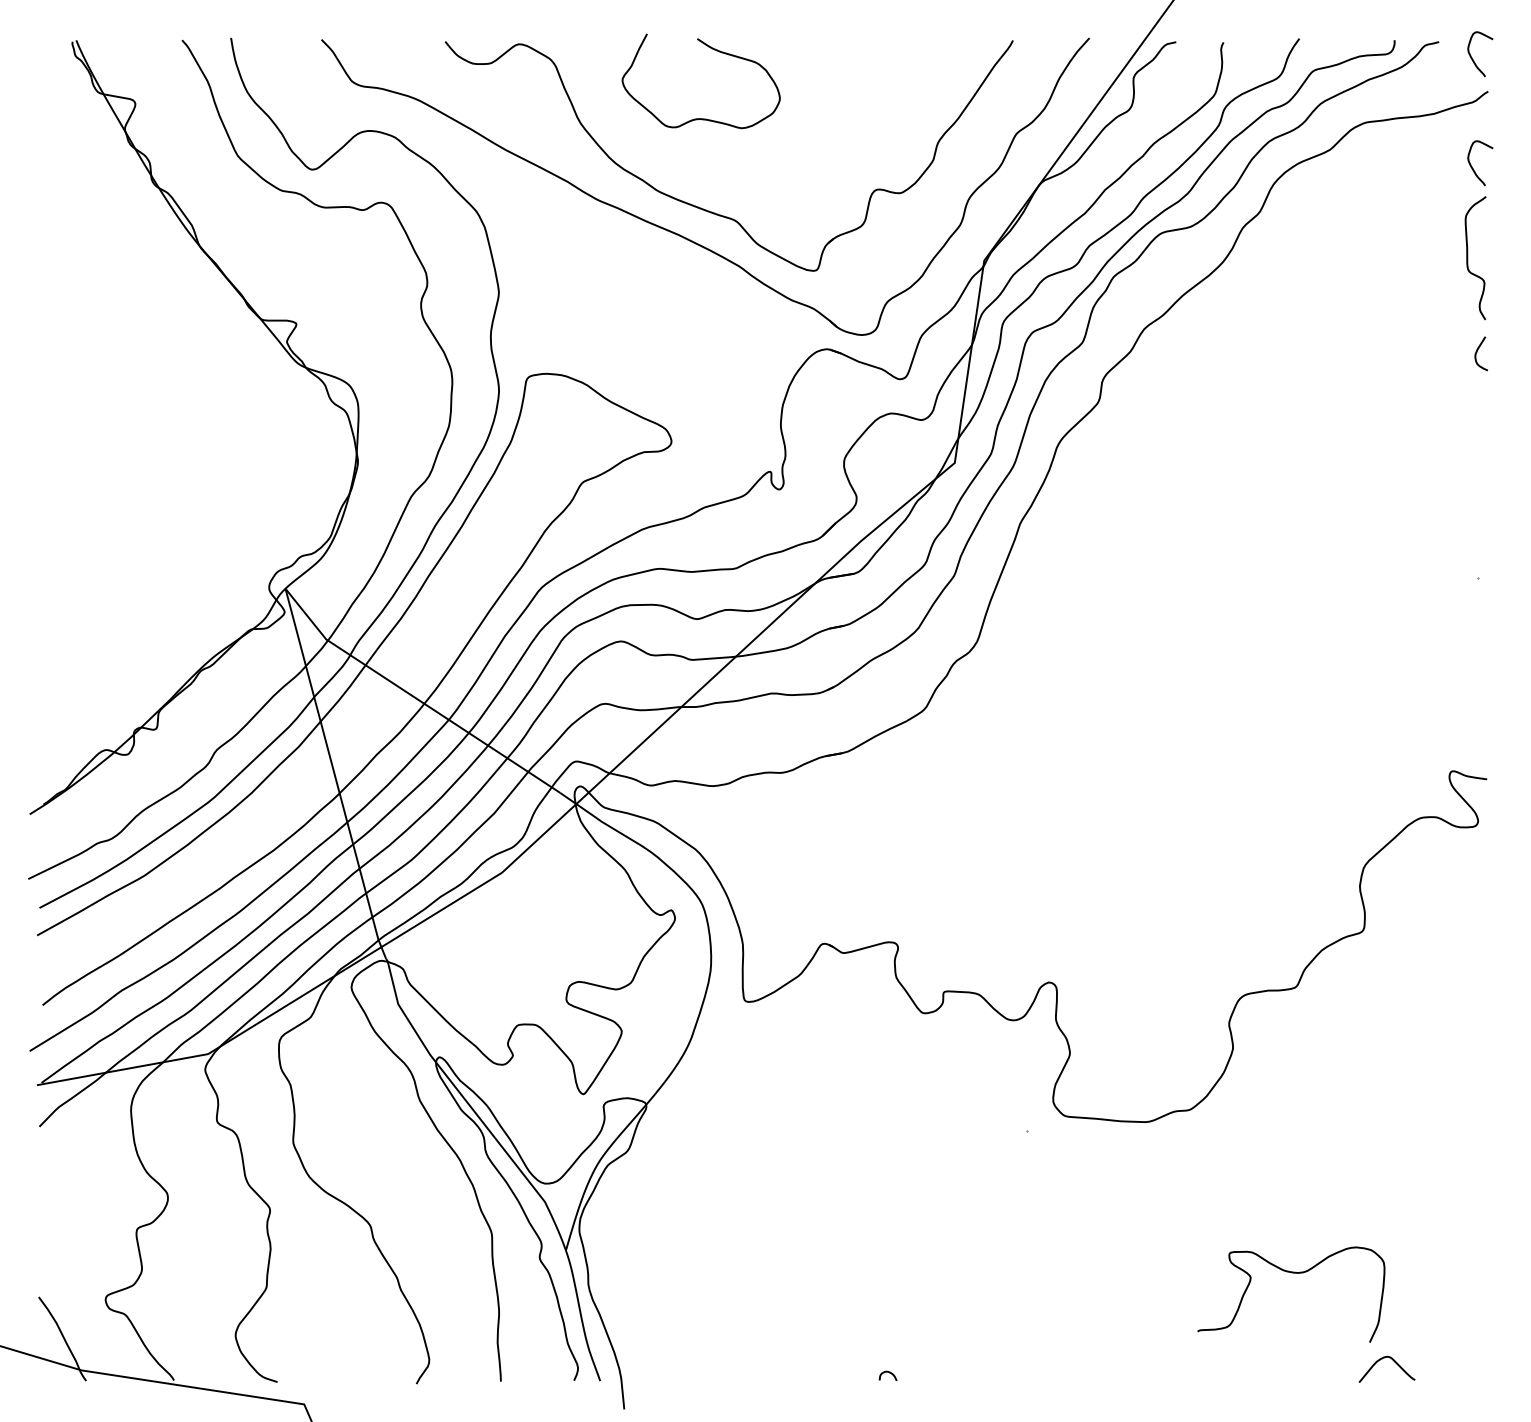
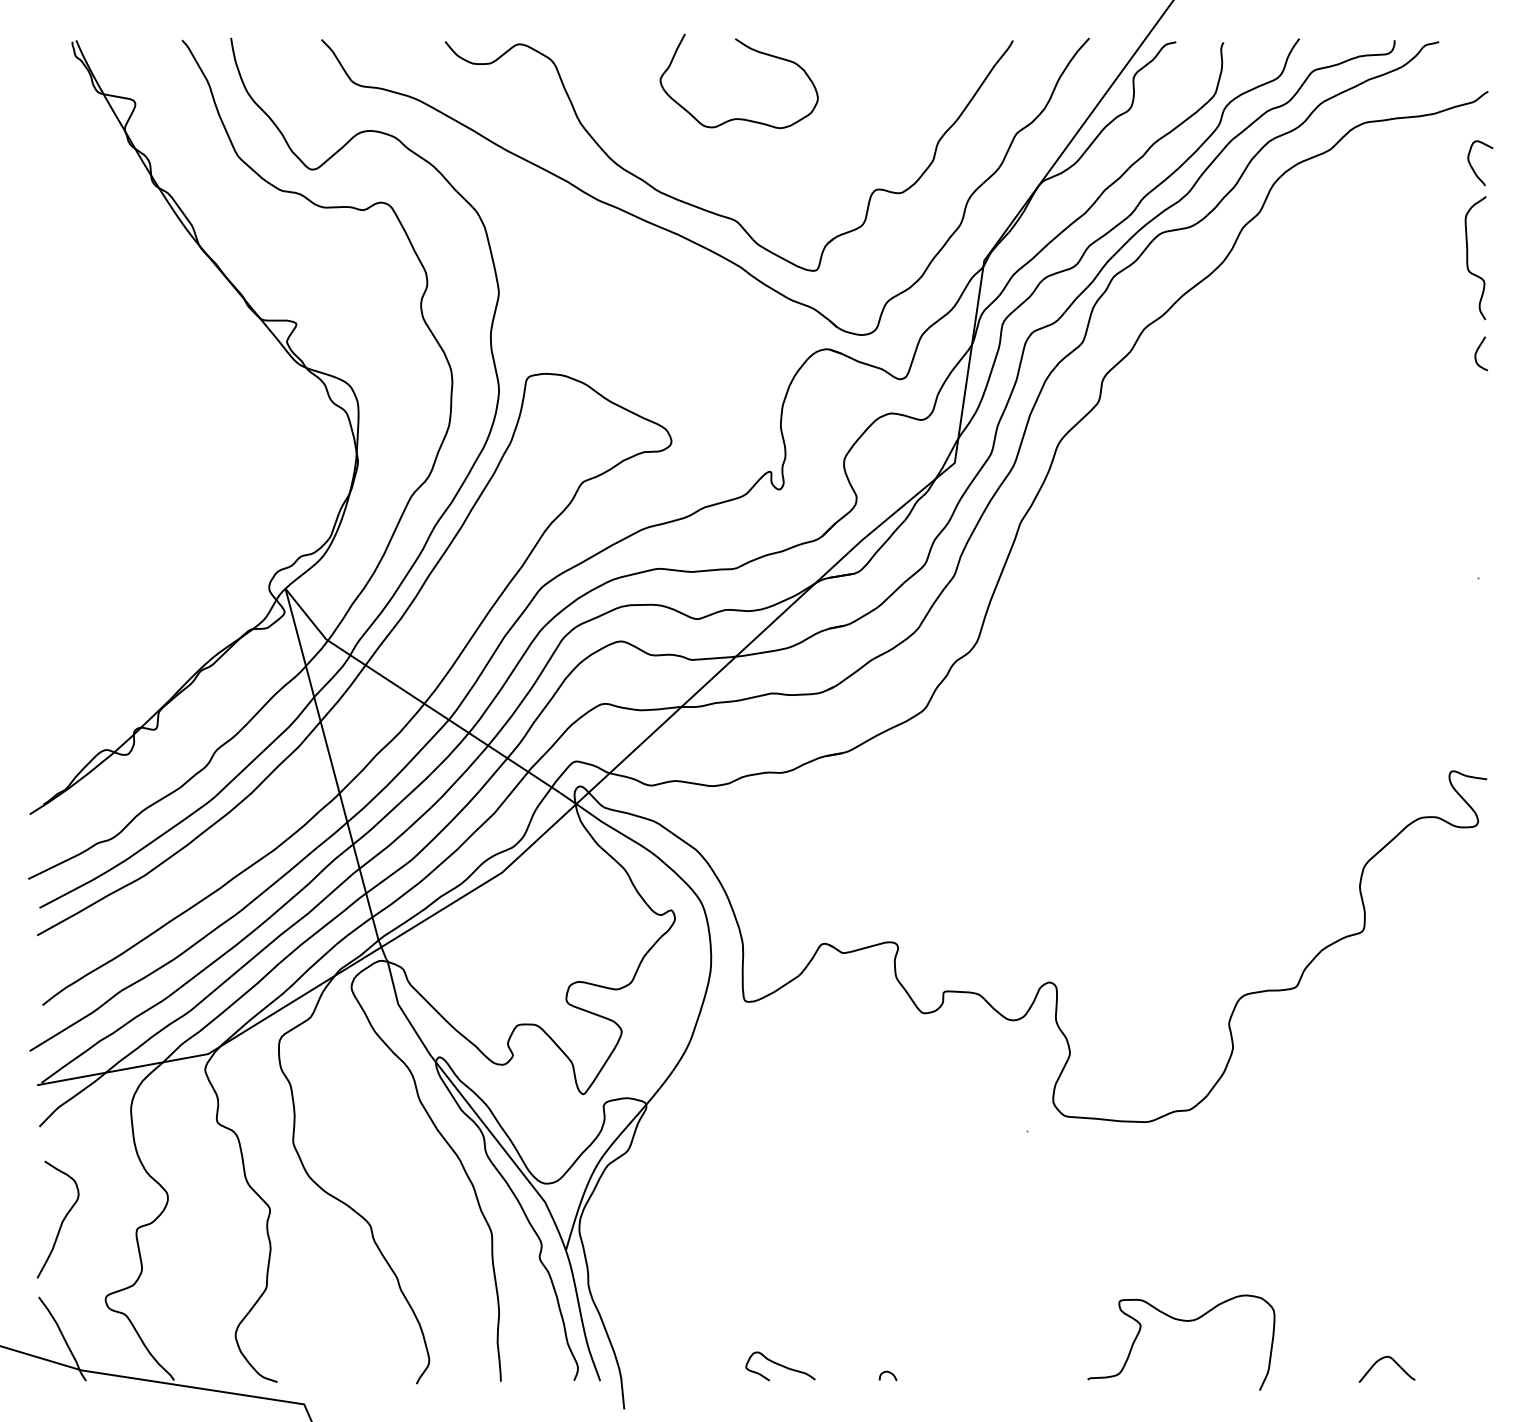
curve position: (716, 51) -> (754, 51) (754, 51)
curve: present -> none (1474, 60)
curve: none -> present (61, 1221)
curve position: (1291, 1273) -> (1181, 1321) (1181, 1321)
curve: none -> present (780, 1366)
